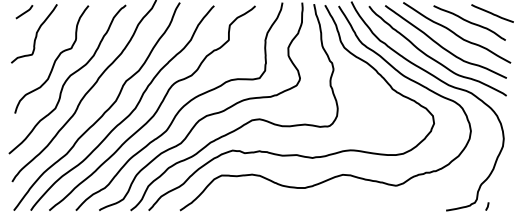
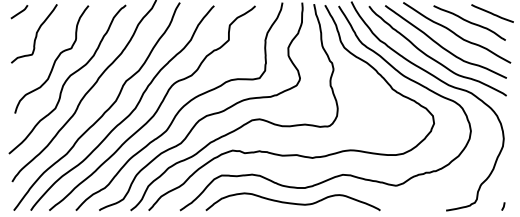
line position: (24, 12) -> (19, 12) (19, 12)
curve: none -> present (292, 202)
line position: (487, 206) -> (503, 206) (503, 206)
